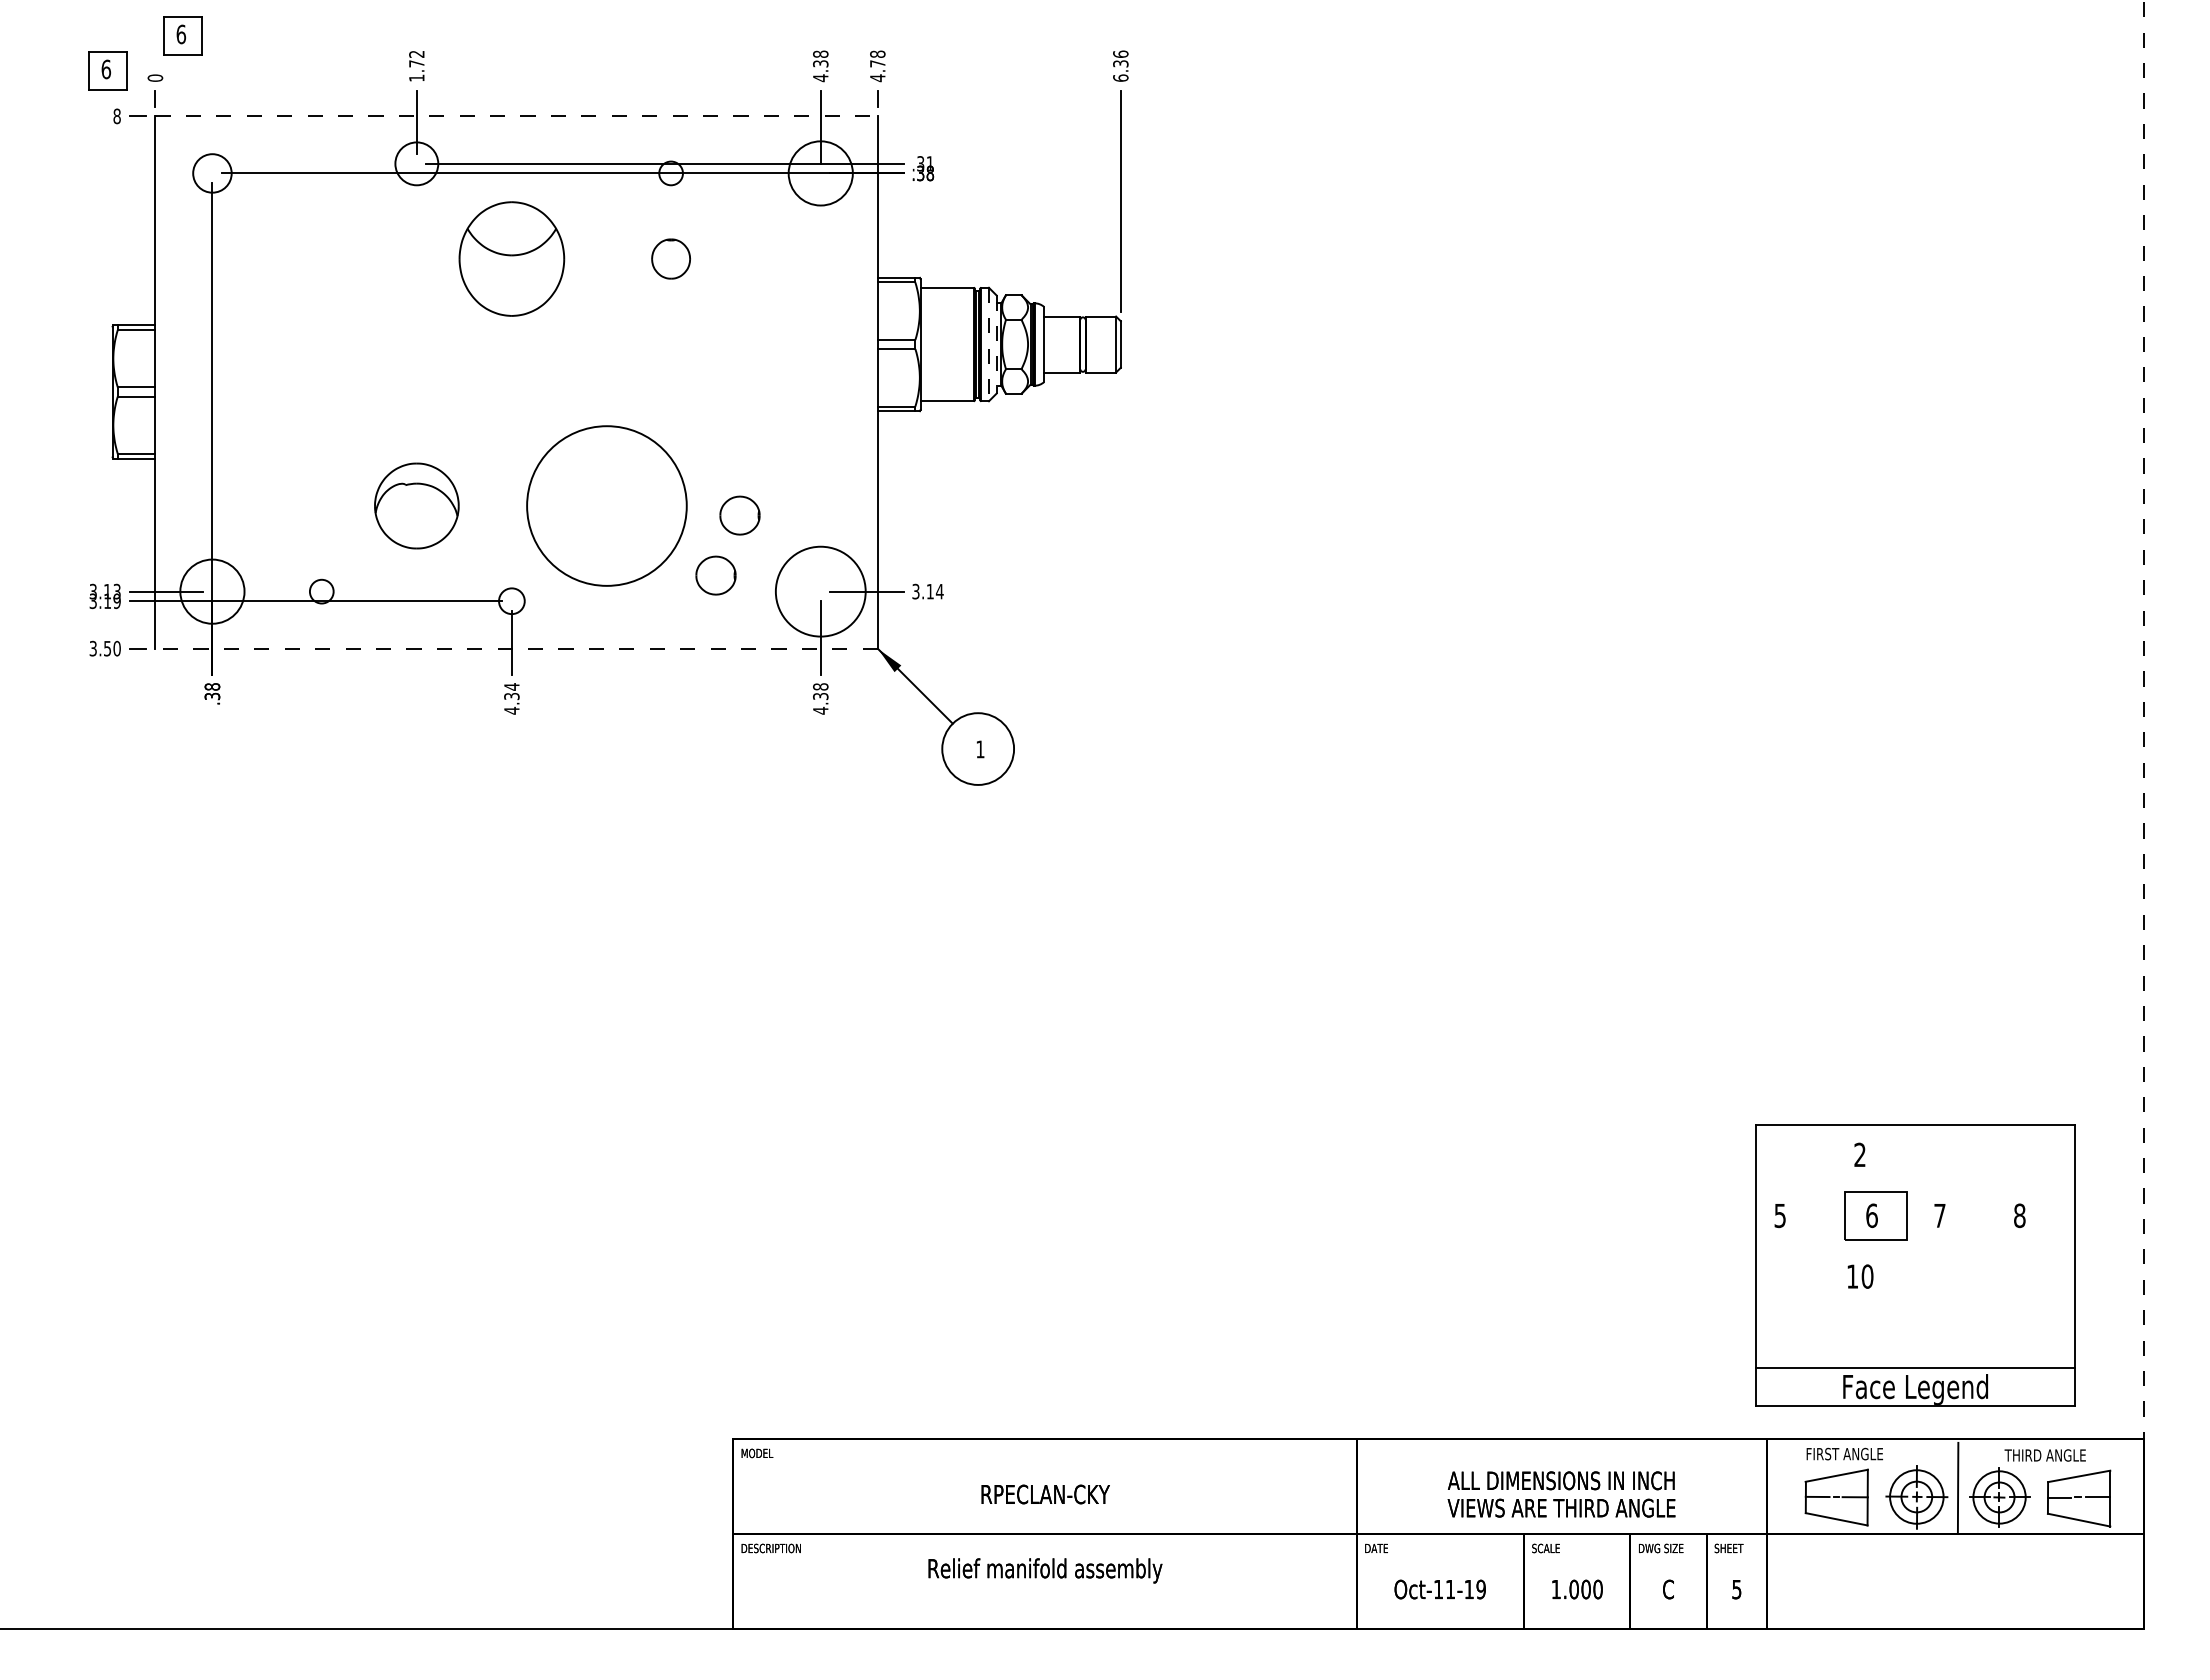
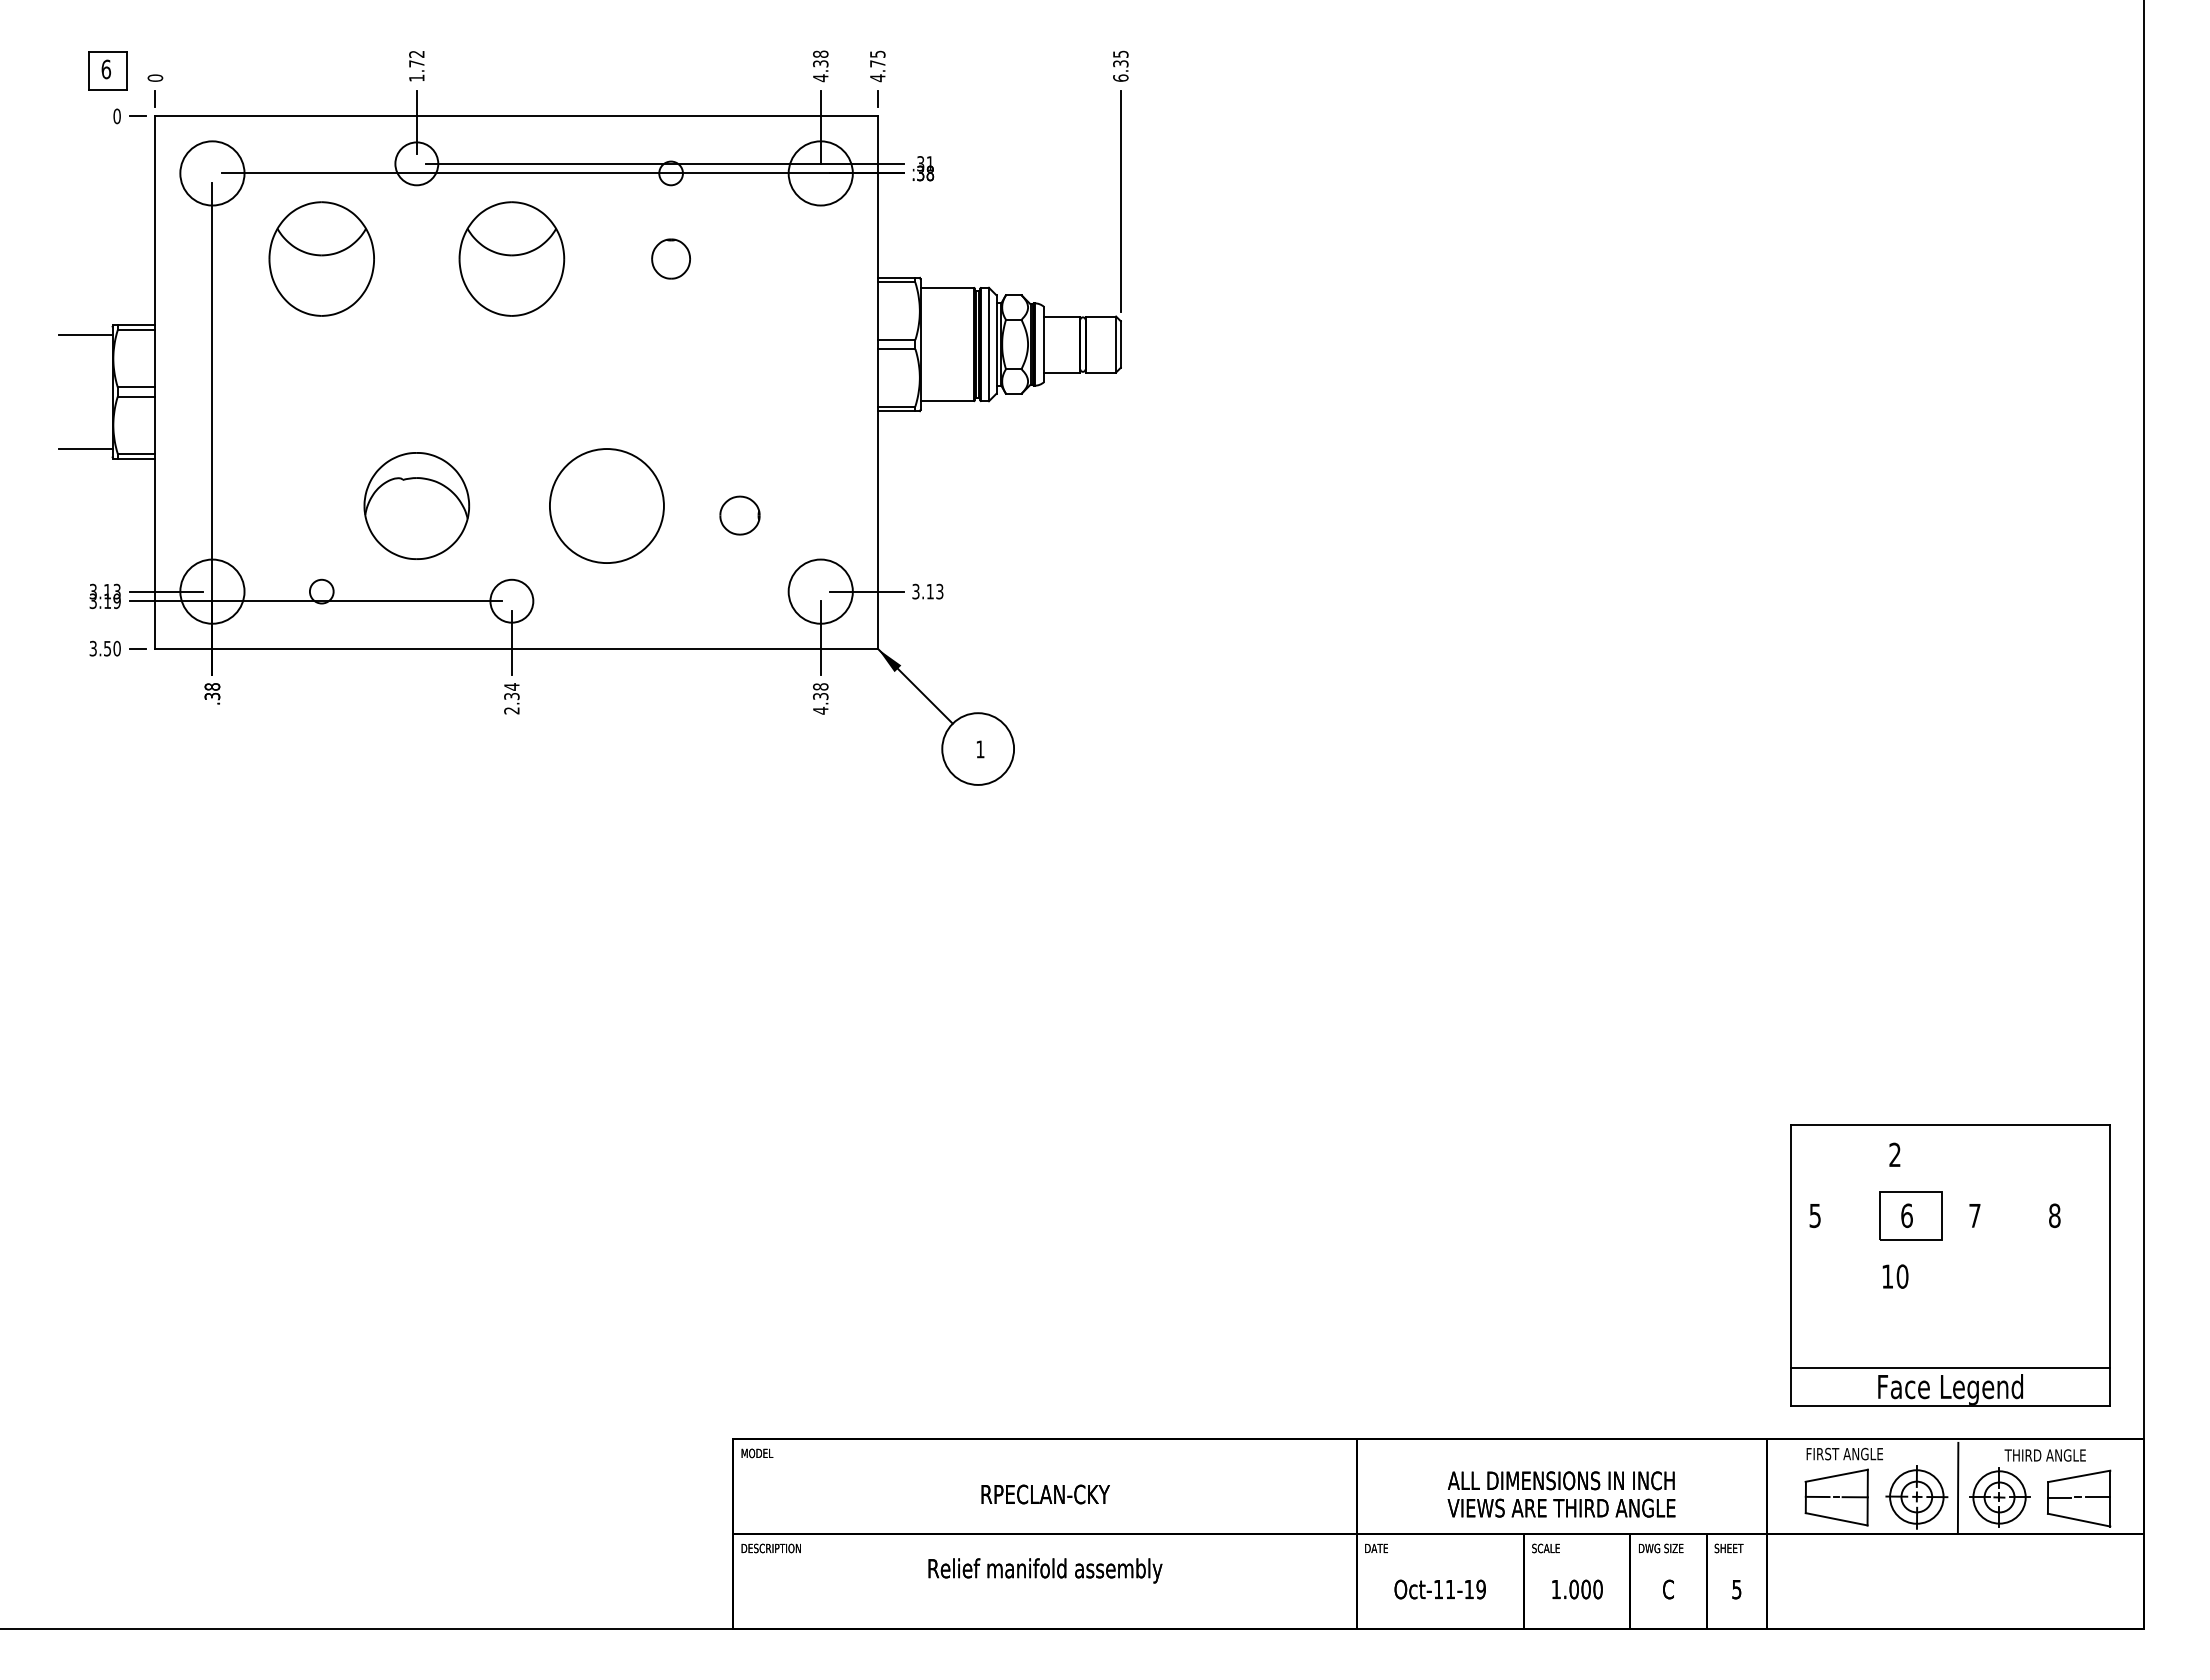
part: present -> none (182, 35)
text: 4.78 -> 4.75 (877, 53)
text: 6.36 -> 6.35 (1120, 53)
text: 8 -> 0 (116, 116)
line: dashed -> solid (517, 116)
circle diameter: 39 px -> 64 px (212, 173)
part: none -> present (321, 258)
line: none -> present (85, 335)
line: dashed -> solid (988, 344)
line: dashed -> solid (996, 345)
line: none -> present (85, 448)
part size: 86x88 px -> 108x108 px (416, 505)
circle diameter: 160 px -> 114 px (606, 506)
part: present -> none (715, 575)
circle diameter: 90 px -> 64 px (820, 591)
text: 3.14 -> 3.13 (939, 591)
circle diameter: 26 px -> 43 px (511, 600)
line: dashed -> solid (516, 648)
text: 4.34 -> 2.34 (511, 710)
line: dashed -> solid (2143, 814)
part position: (1915, 1265) -> (1950, 1265) (1950, 1265)
